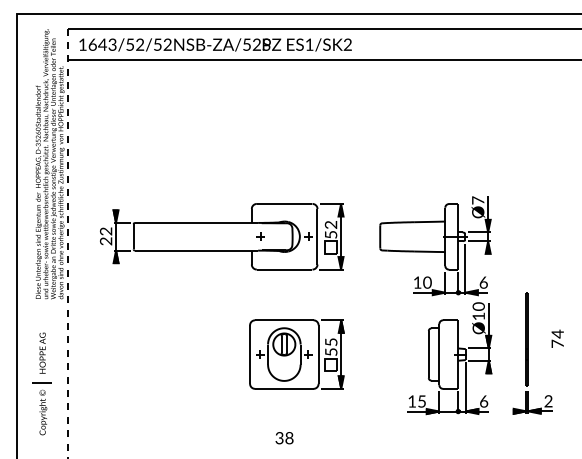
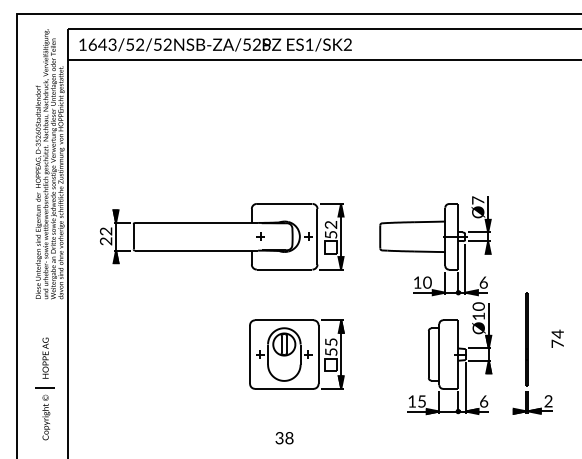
line: dashed -> solid (67, 243)
part position: (41, 383) -> (44, 388) (44, 388)
